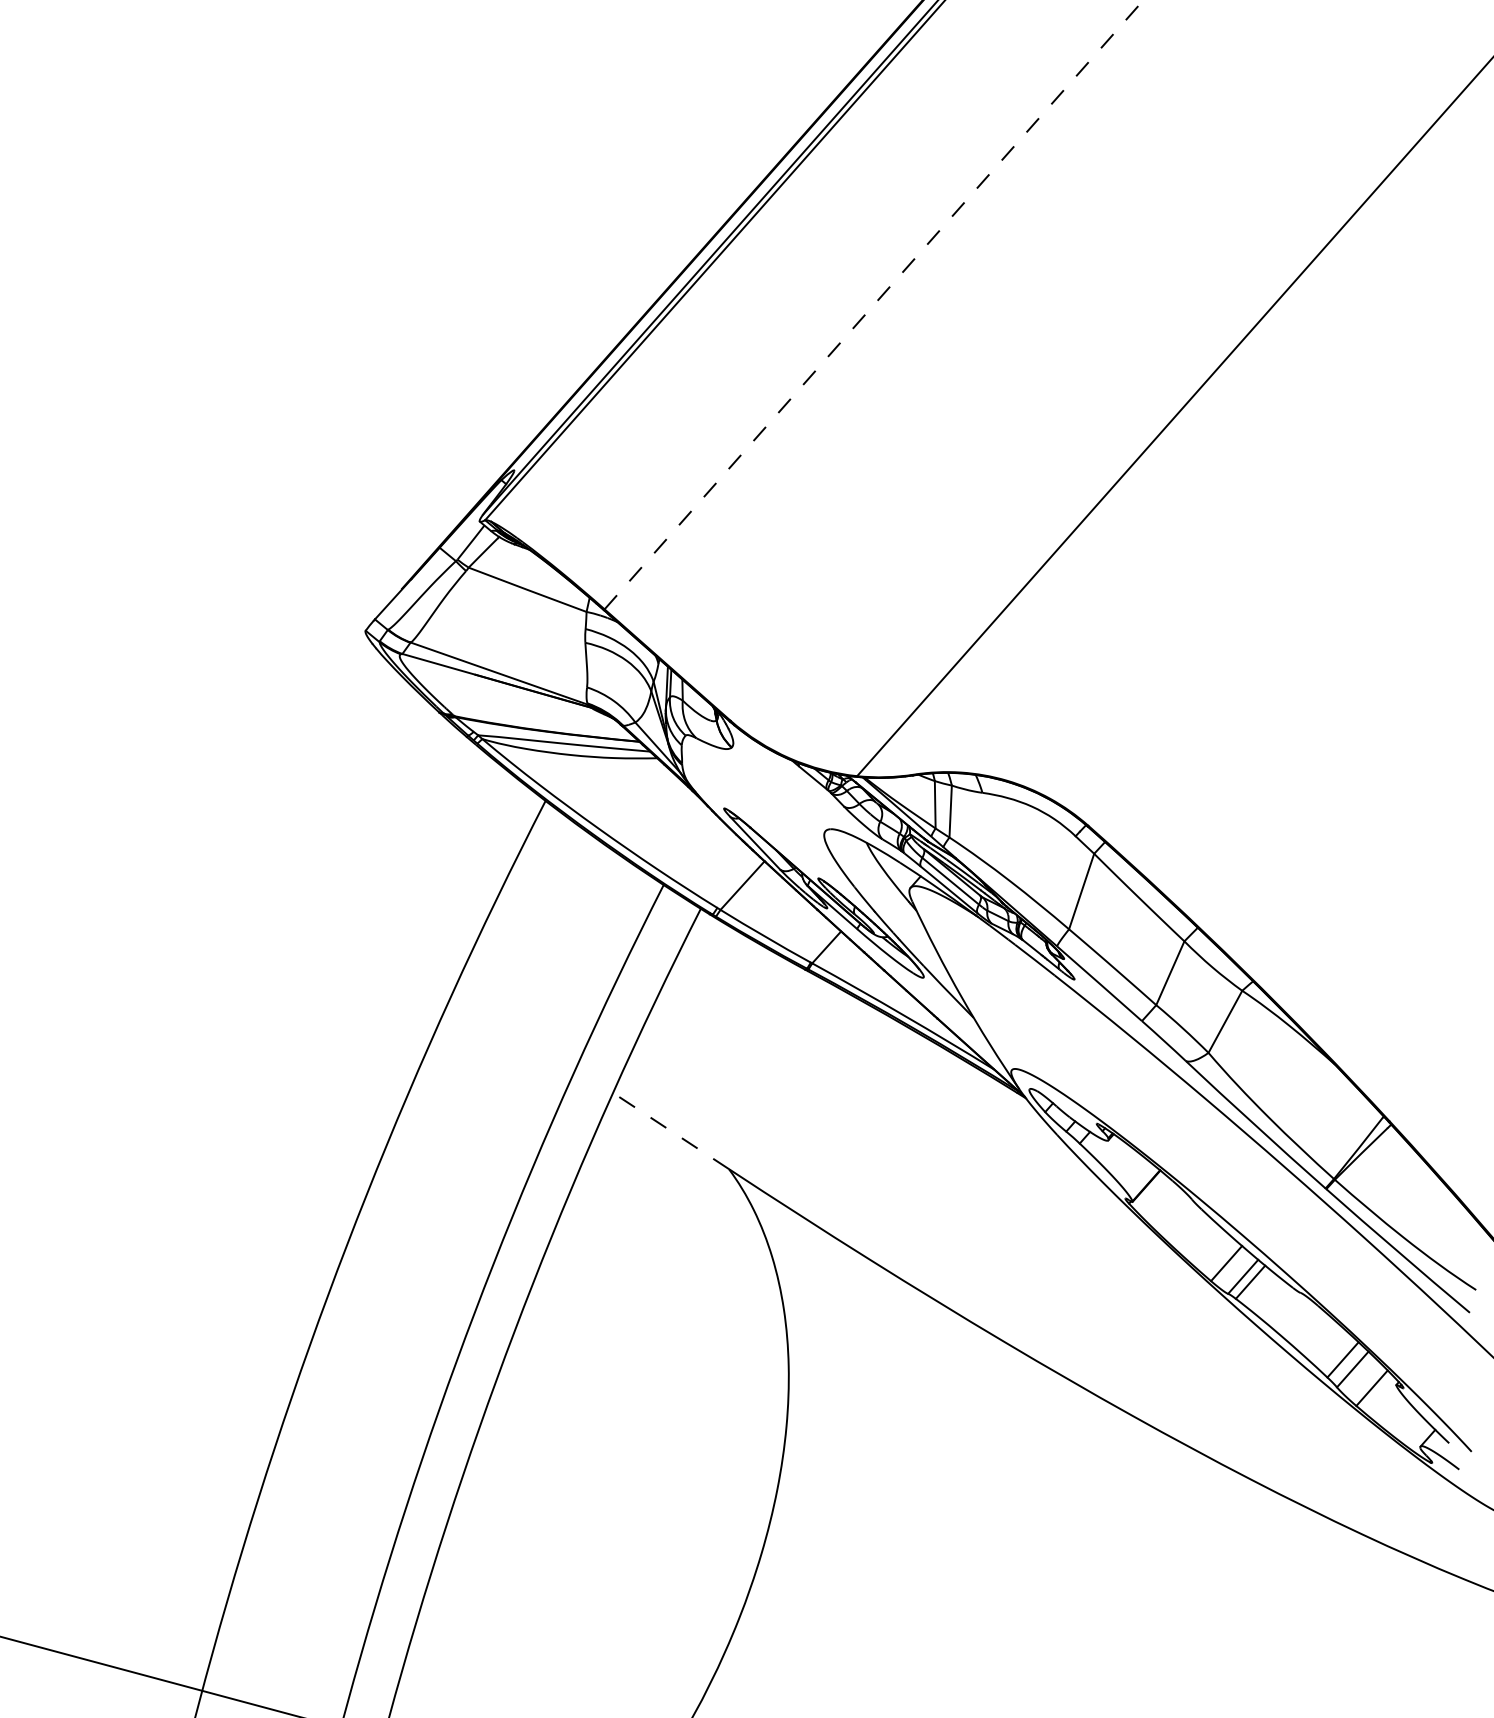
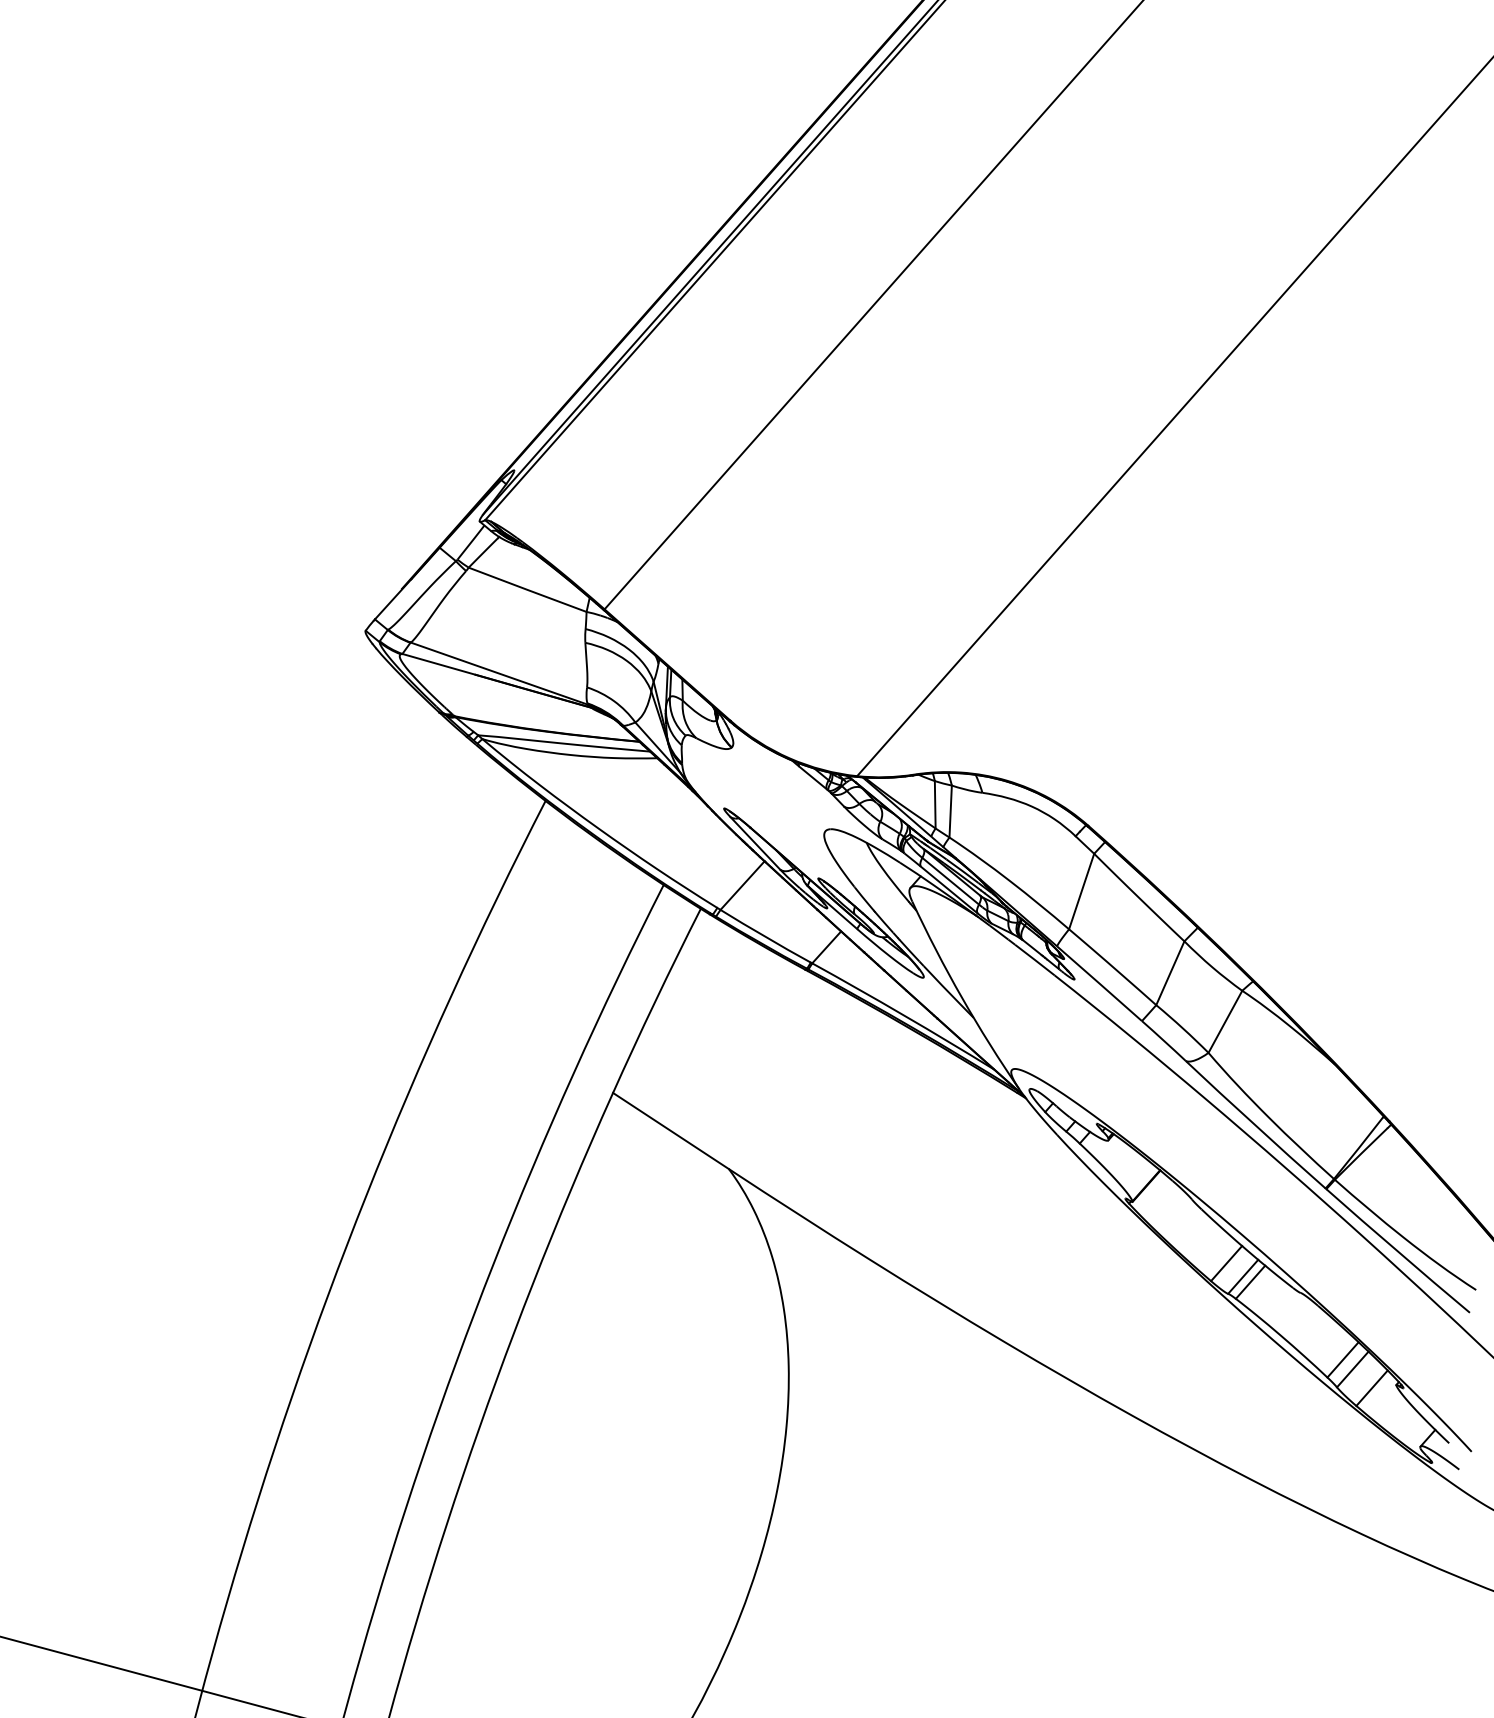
line: dashed -> solid (874, 304)
line: dashed -> solid (670, 1130)
